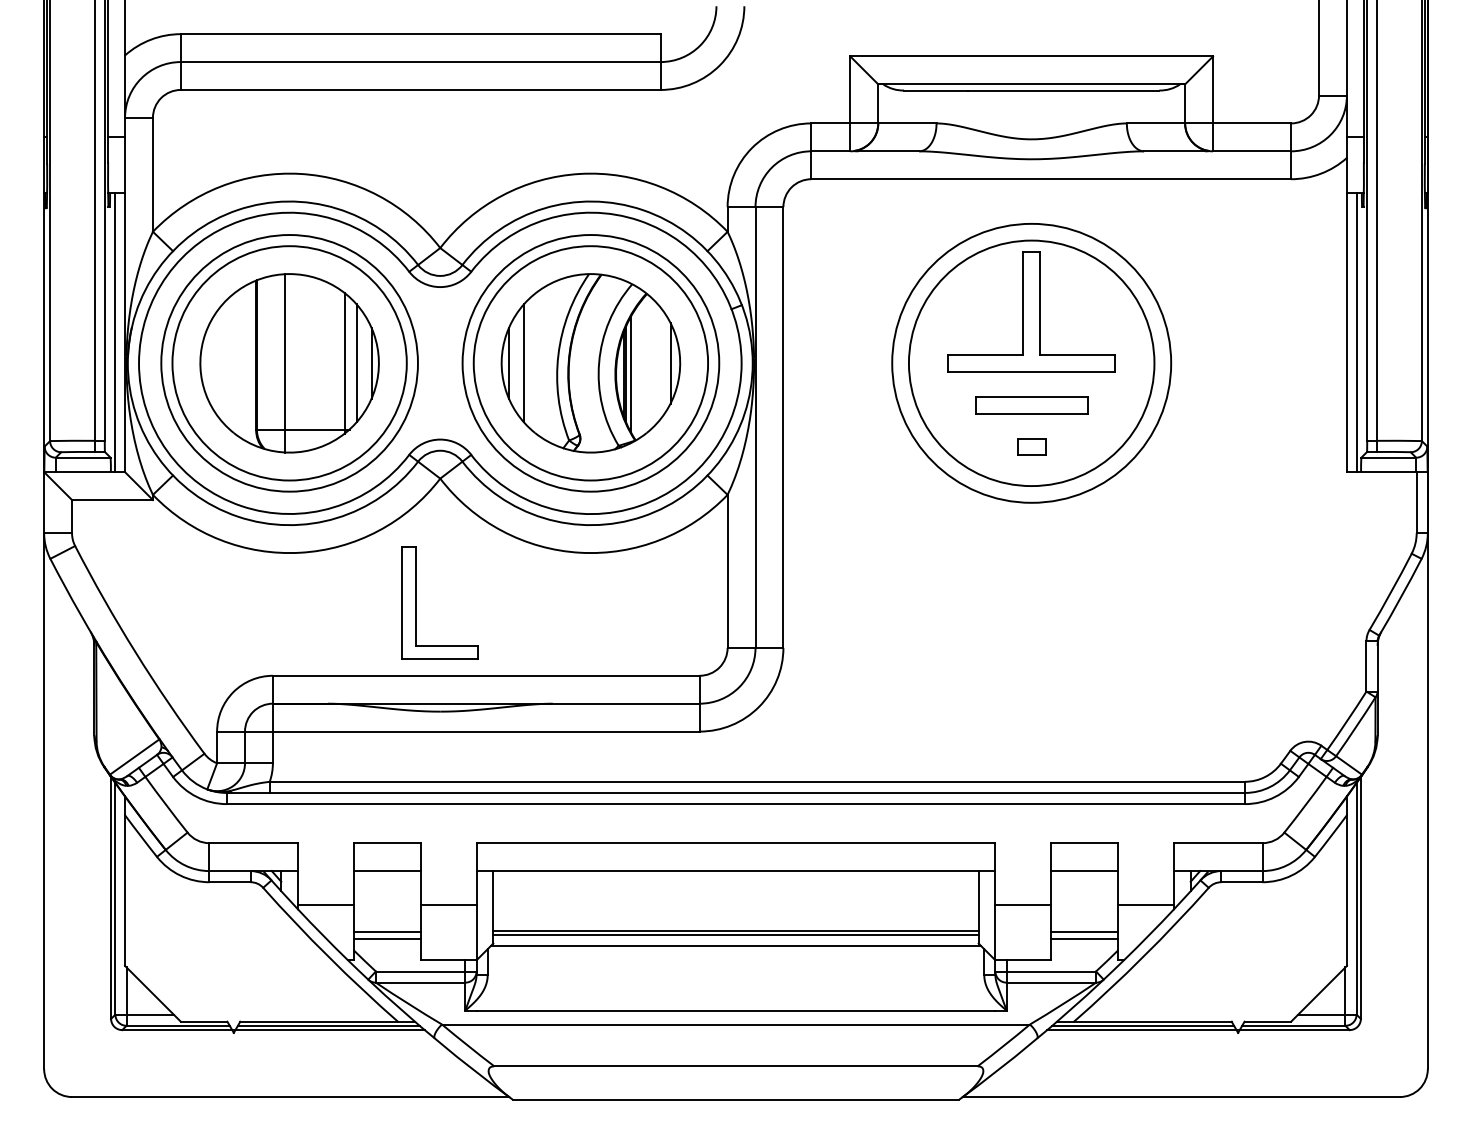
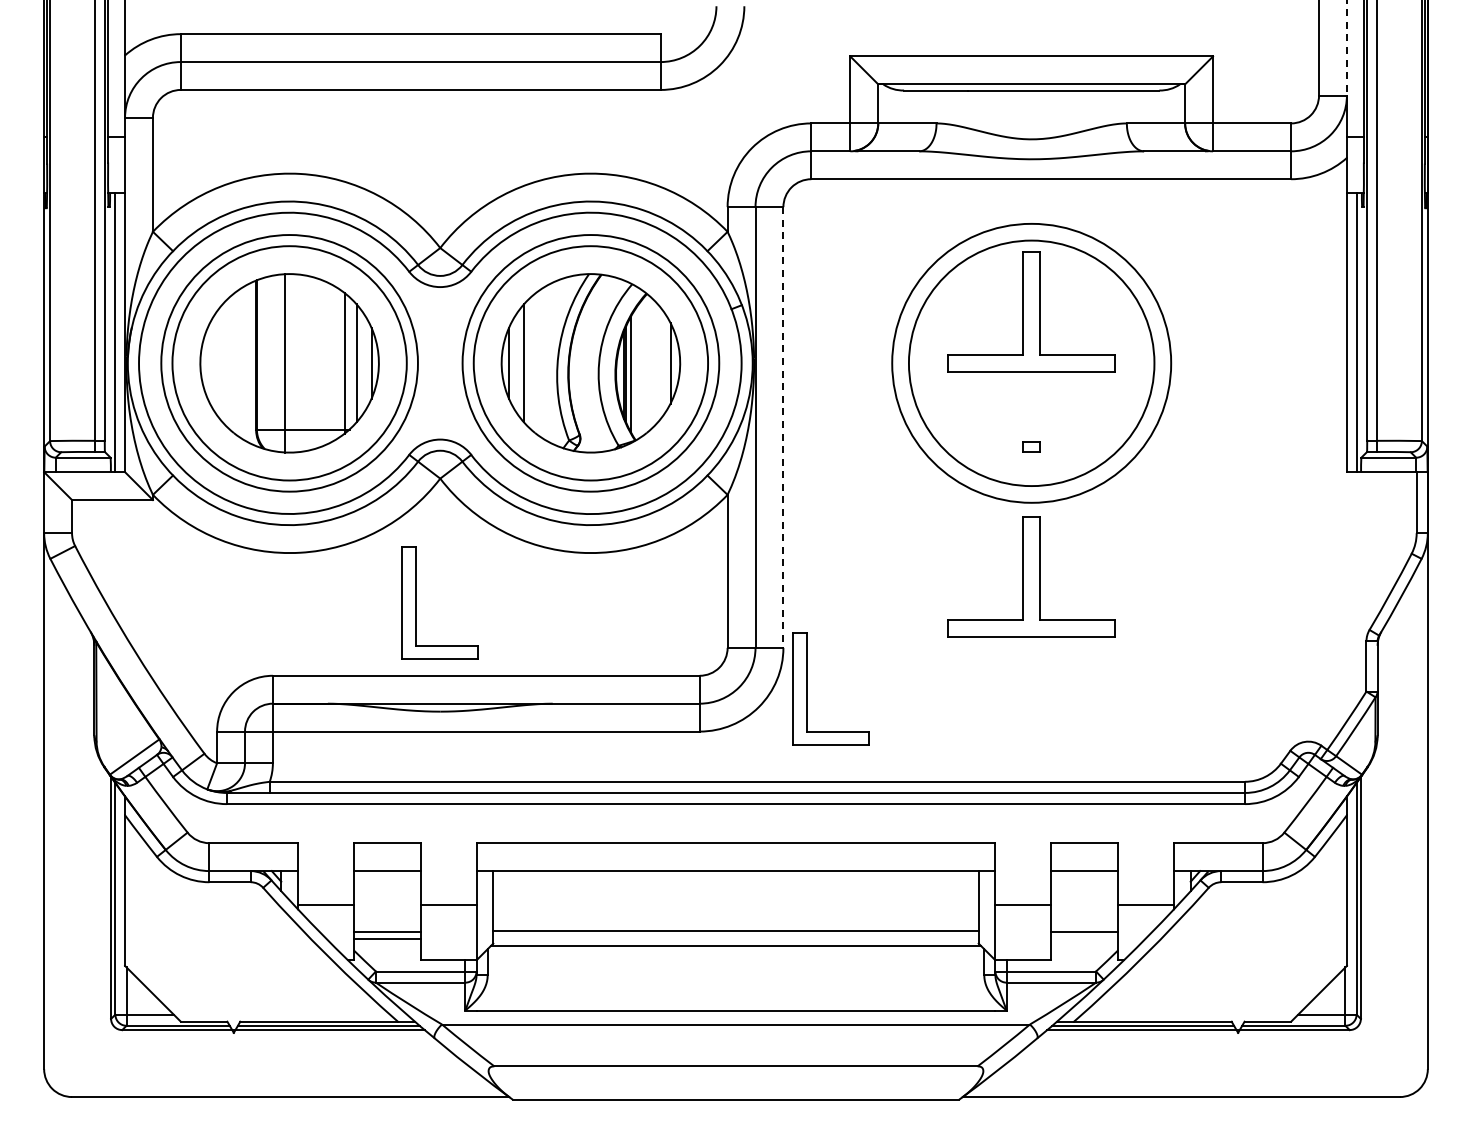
line: solid -> dashed (1346, 48)
part: present -> none (1031, 405)
line: solid -> dashed (783, 428)
part size: 30x18 px -> 19x12 px (1031, 446)
part: none -> present (1031, 576)
part: none -> present (807, 688)
line: present -> none (735, 934)
line: present -> none (1084, 938)
